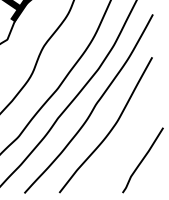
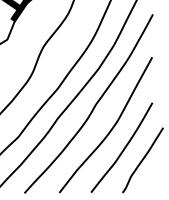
curve: none -> present (123, 148)
